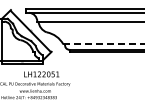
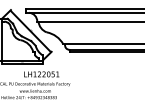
line: dashed -> solid (104, 44)
